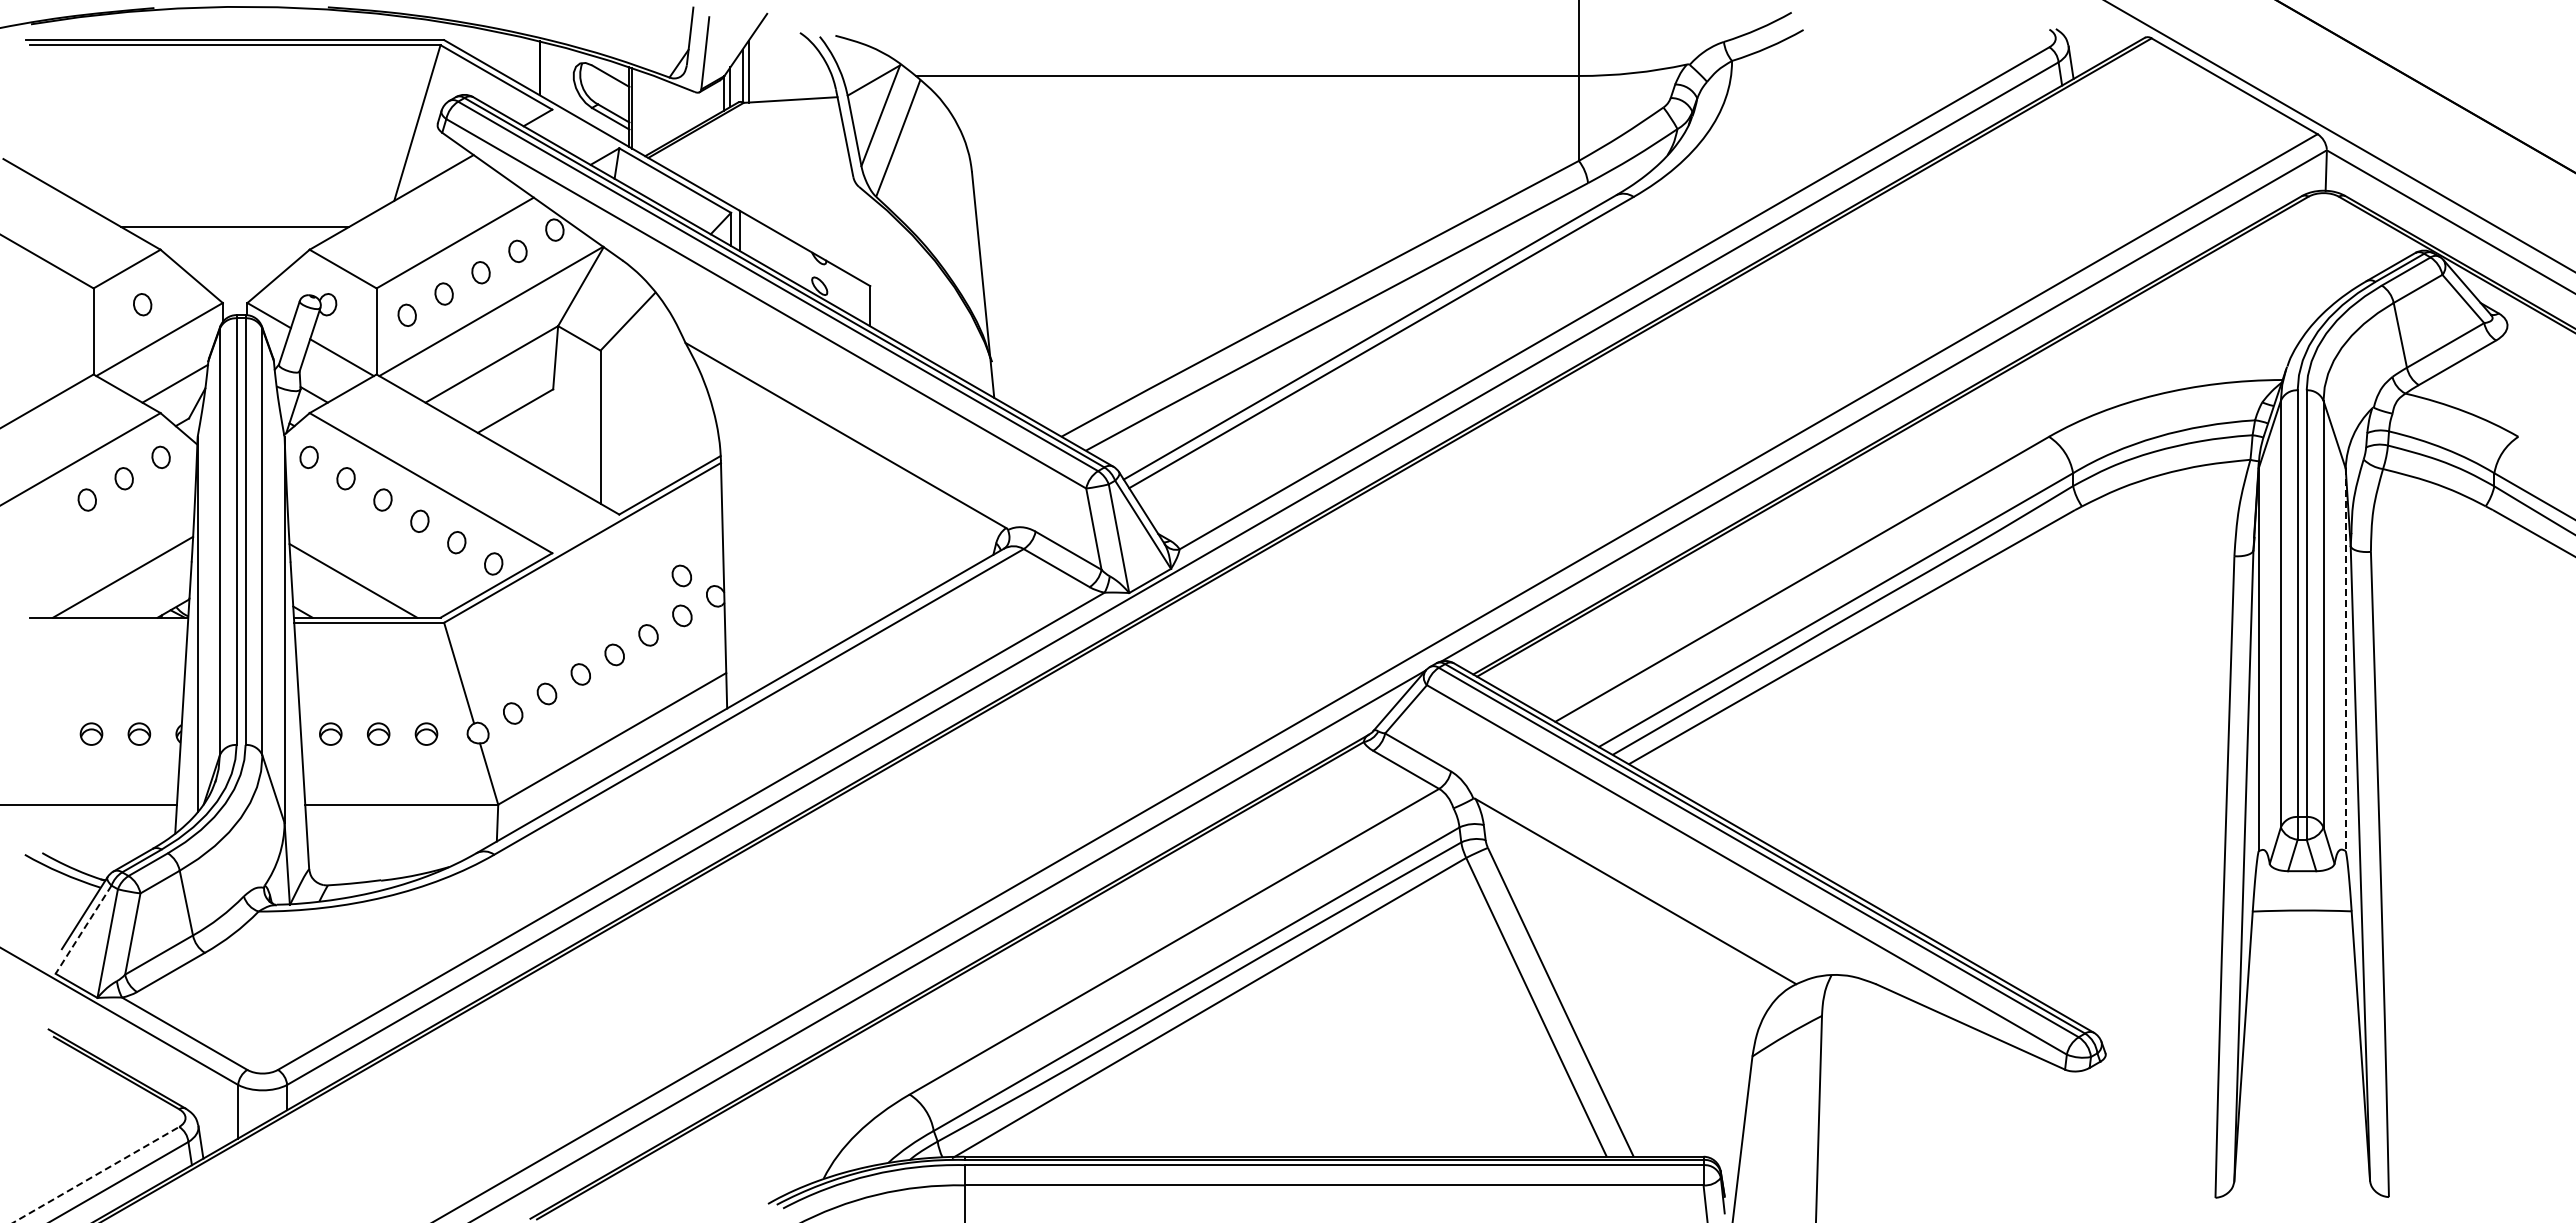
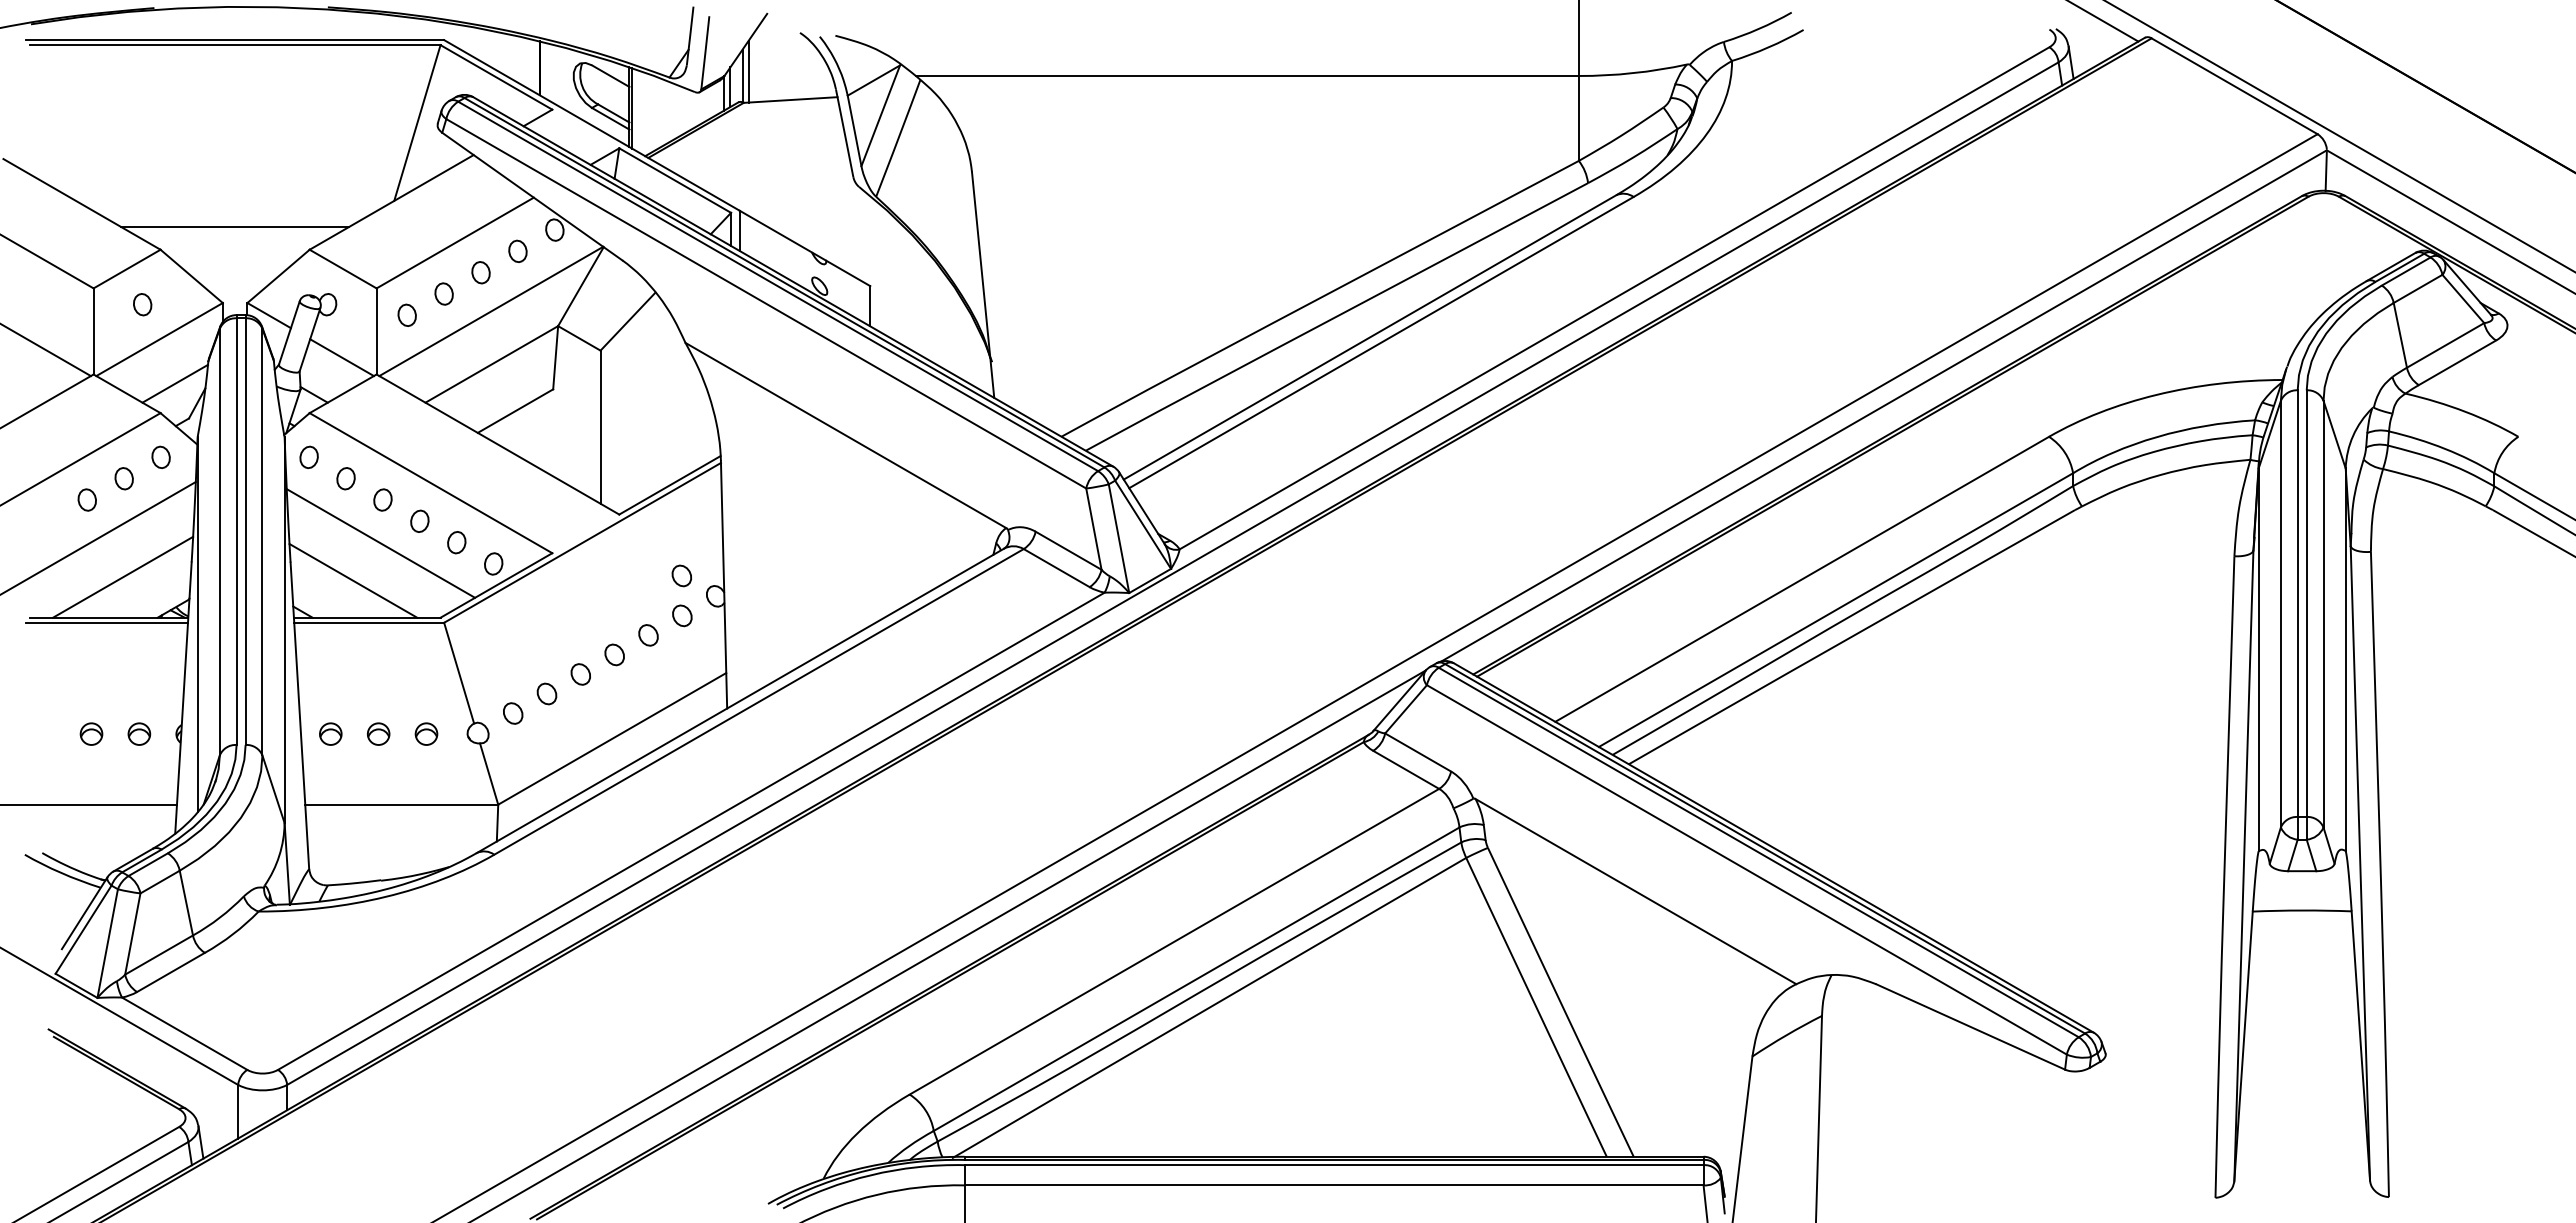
line: none -> present (2103, 21)
line: none -> present (46, 350)
line: none -> present (98, 537)
line: none -> present (380, 543)
line: none -> present (107, 622)
line: dashed -> solid (2345, 660)
line: dashed -> solid (83, 930)
line: dashed -> solid (96, 1174)
